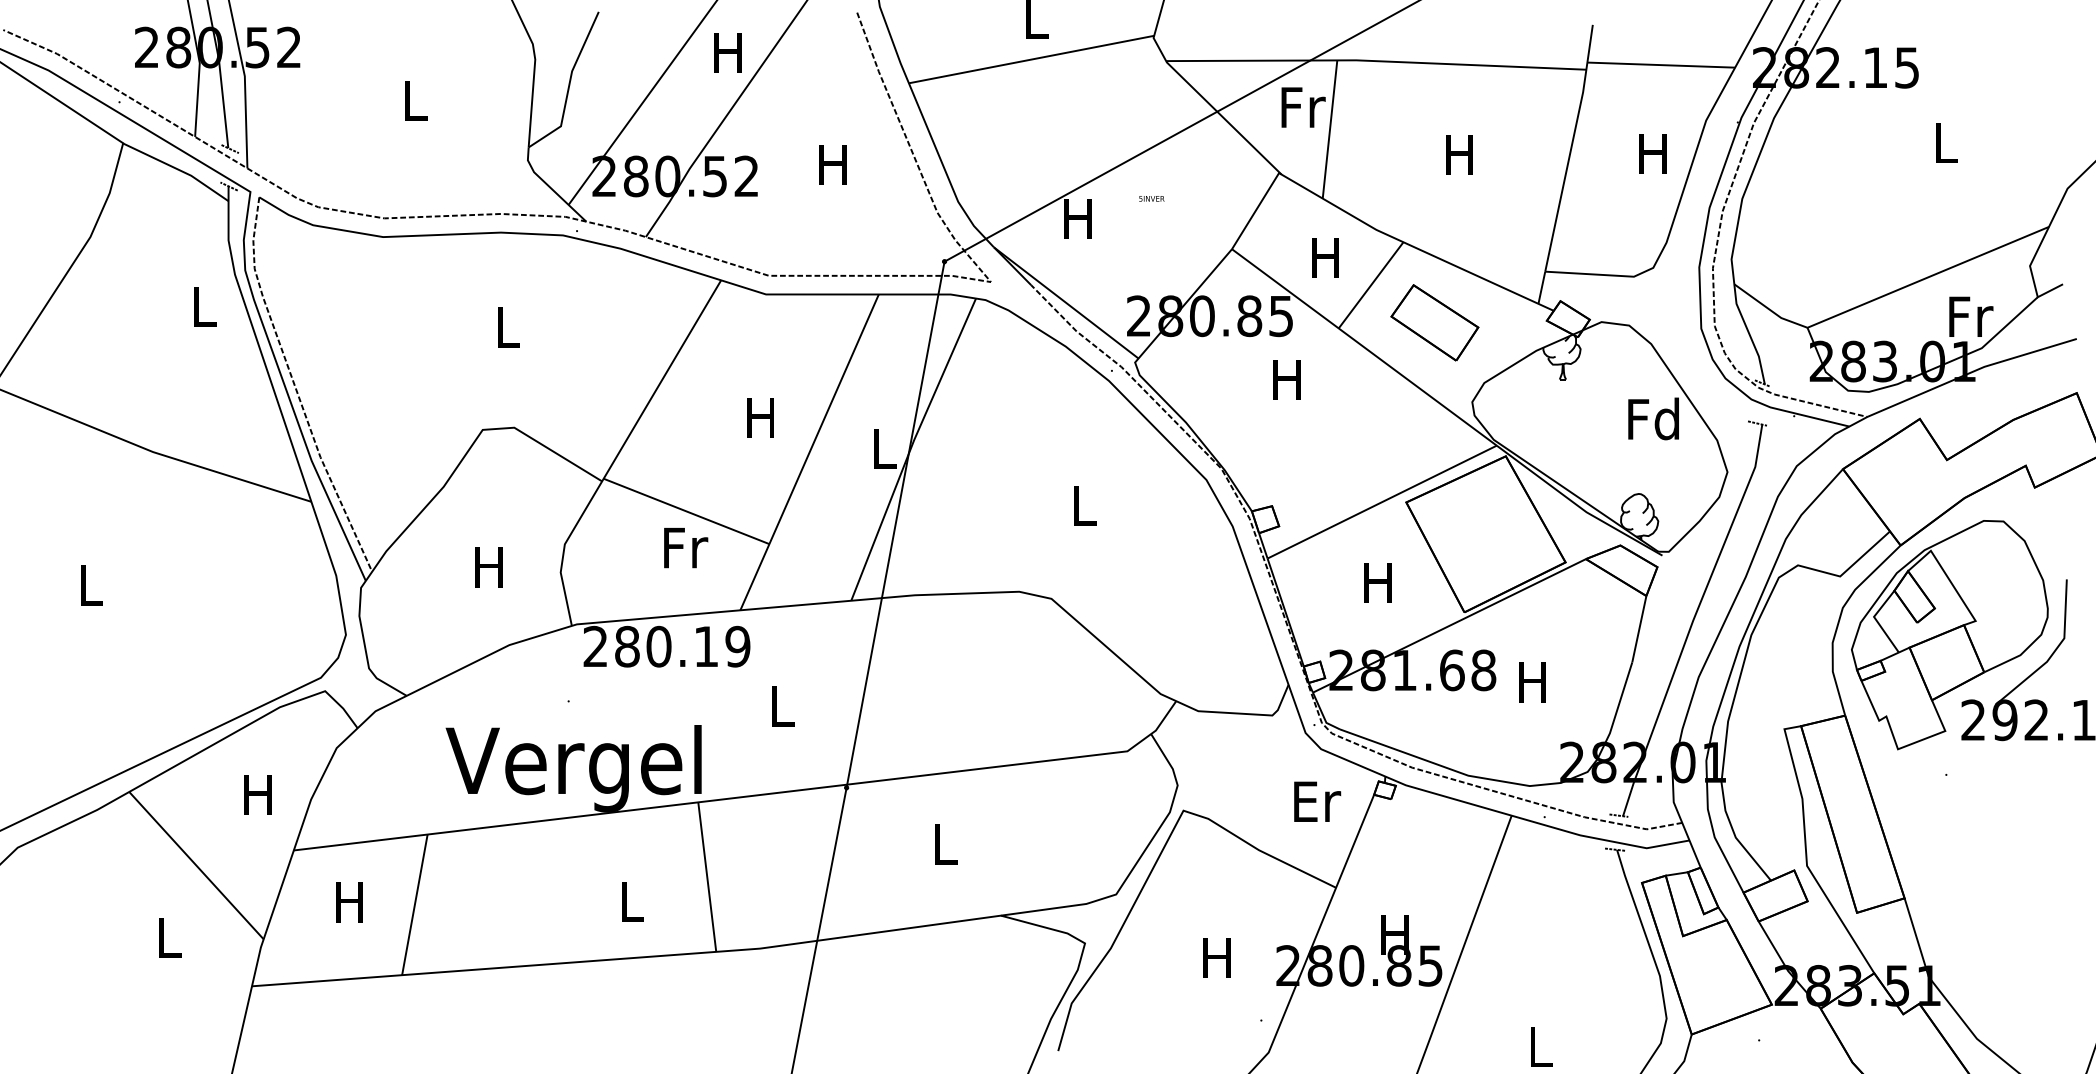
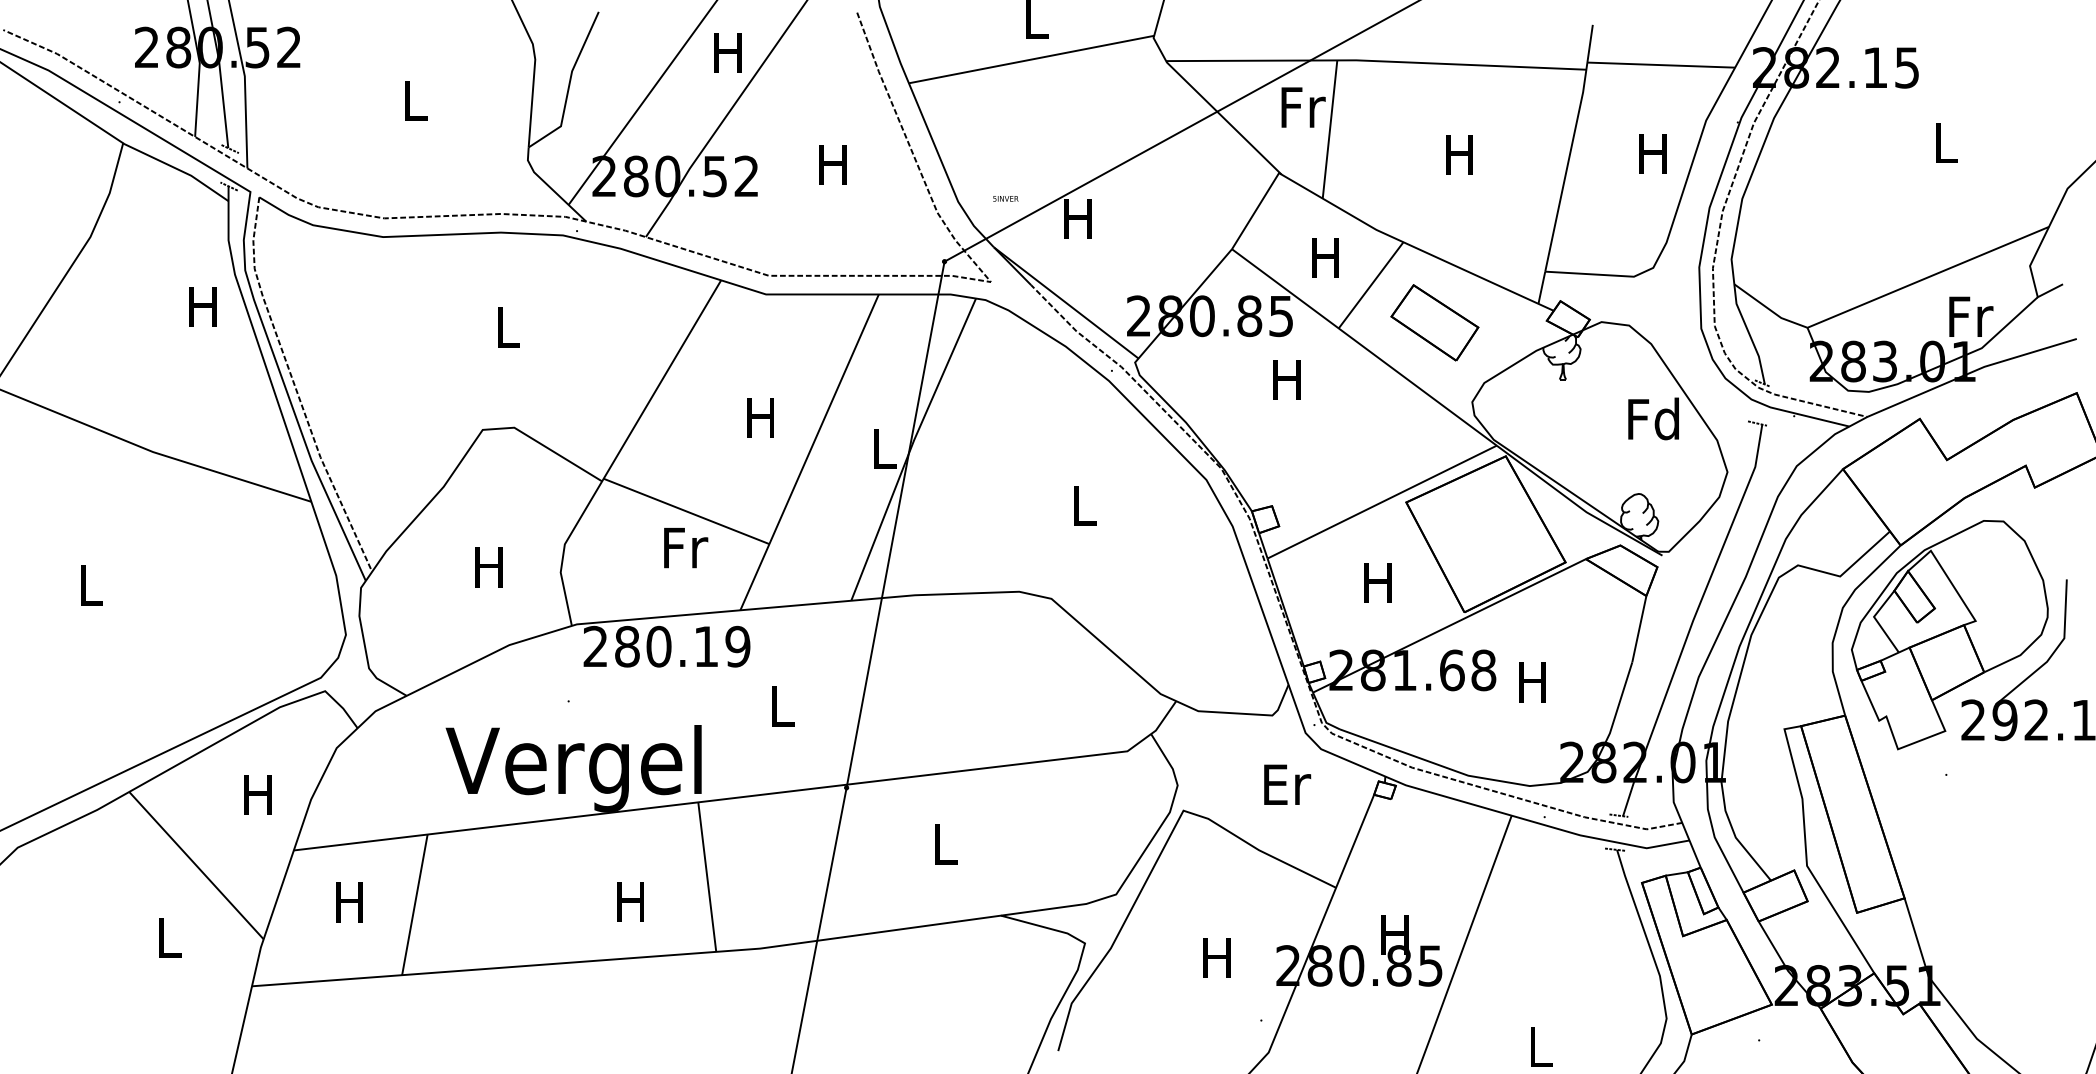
text position: (1151, 198) -> (1005, 198) (1005, 198)
text: L -> H (202, 306)
text position: (1317, 801) -> (1287, 784) (1287, 784)
text: L -> H (630, 901)
